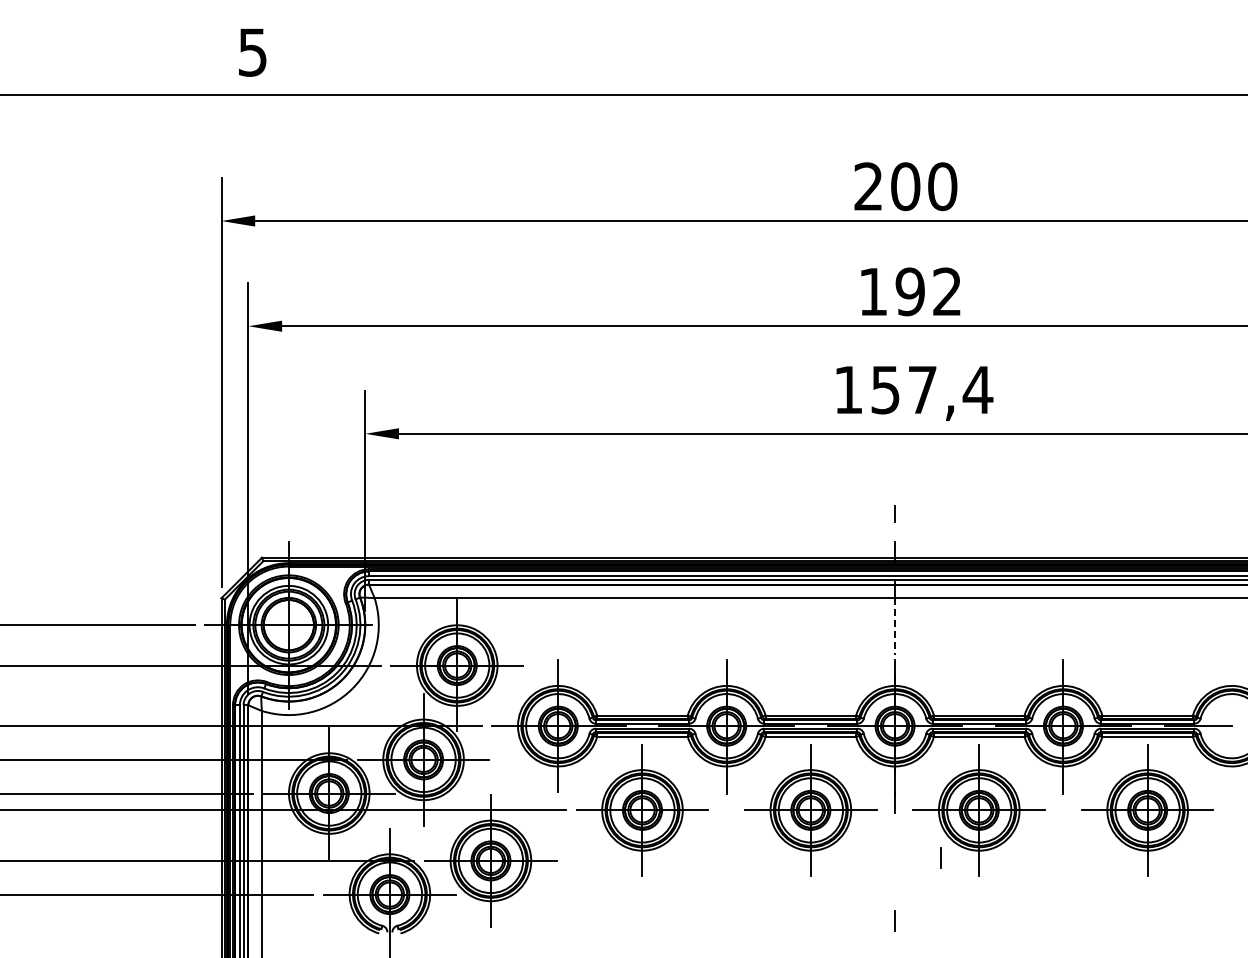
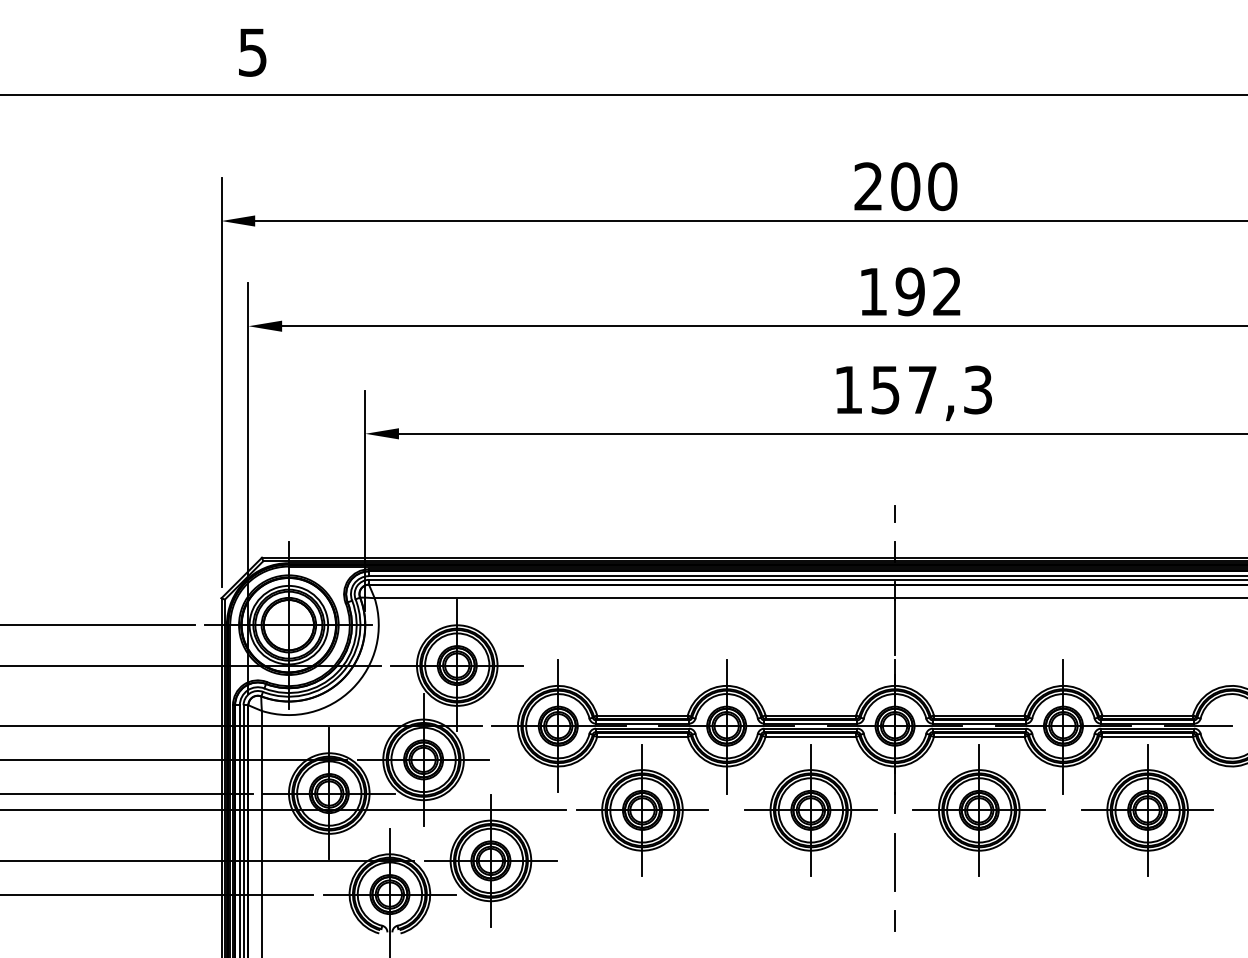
text: 157,4 -> 157,3 (977, 389)
line: dashed -> solid (895, 626)
line: present -> none (940, 857)
line: none -> present (895, 861)
